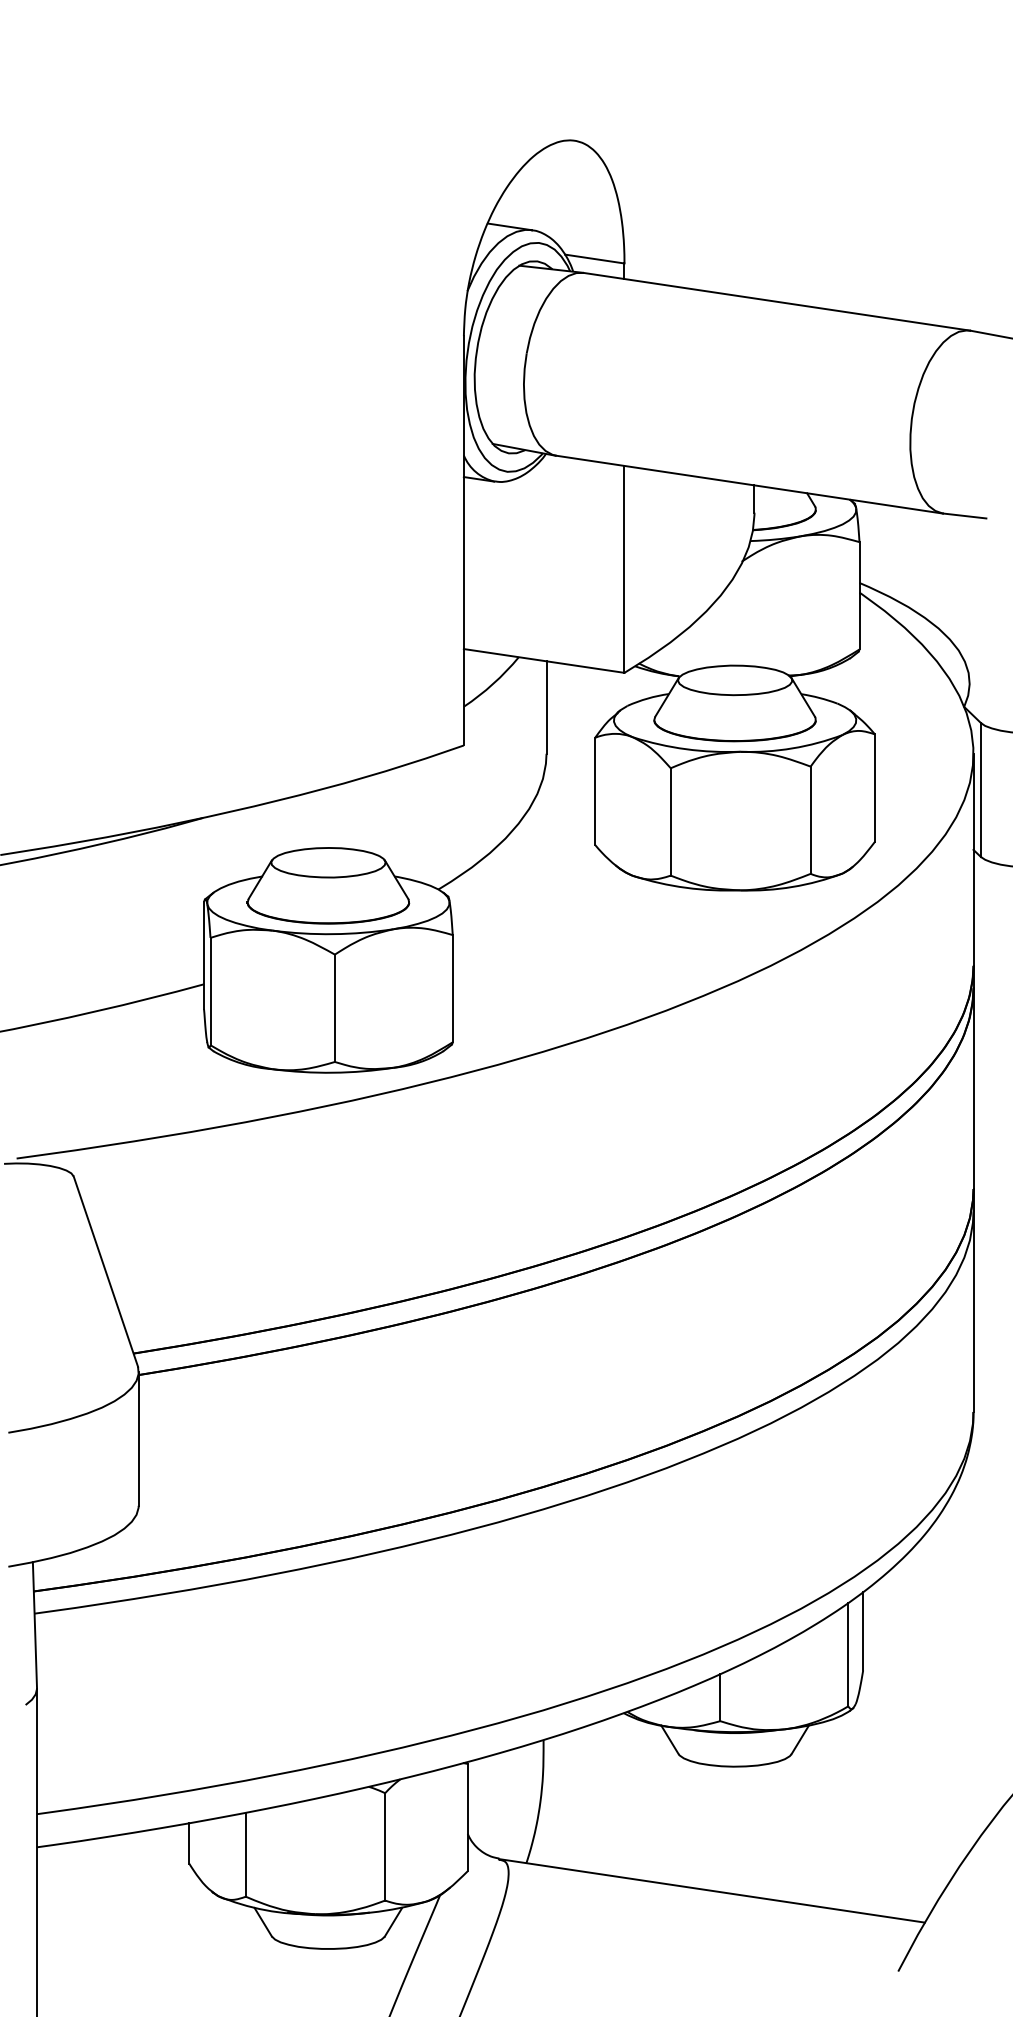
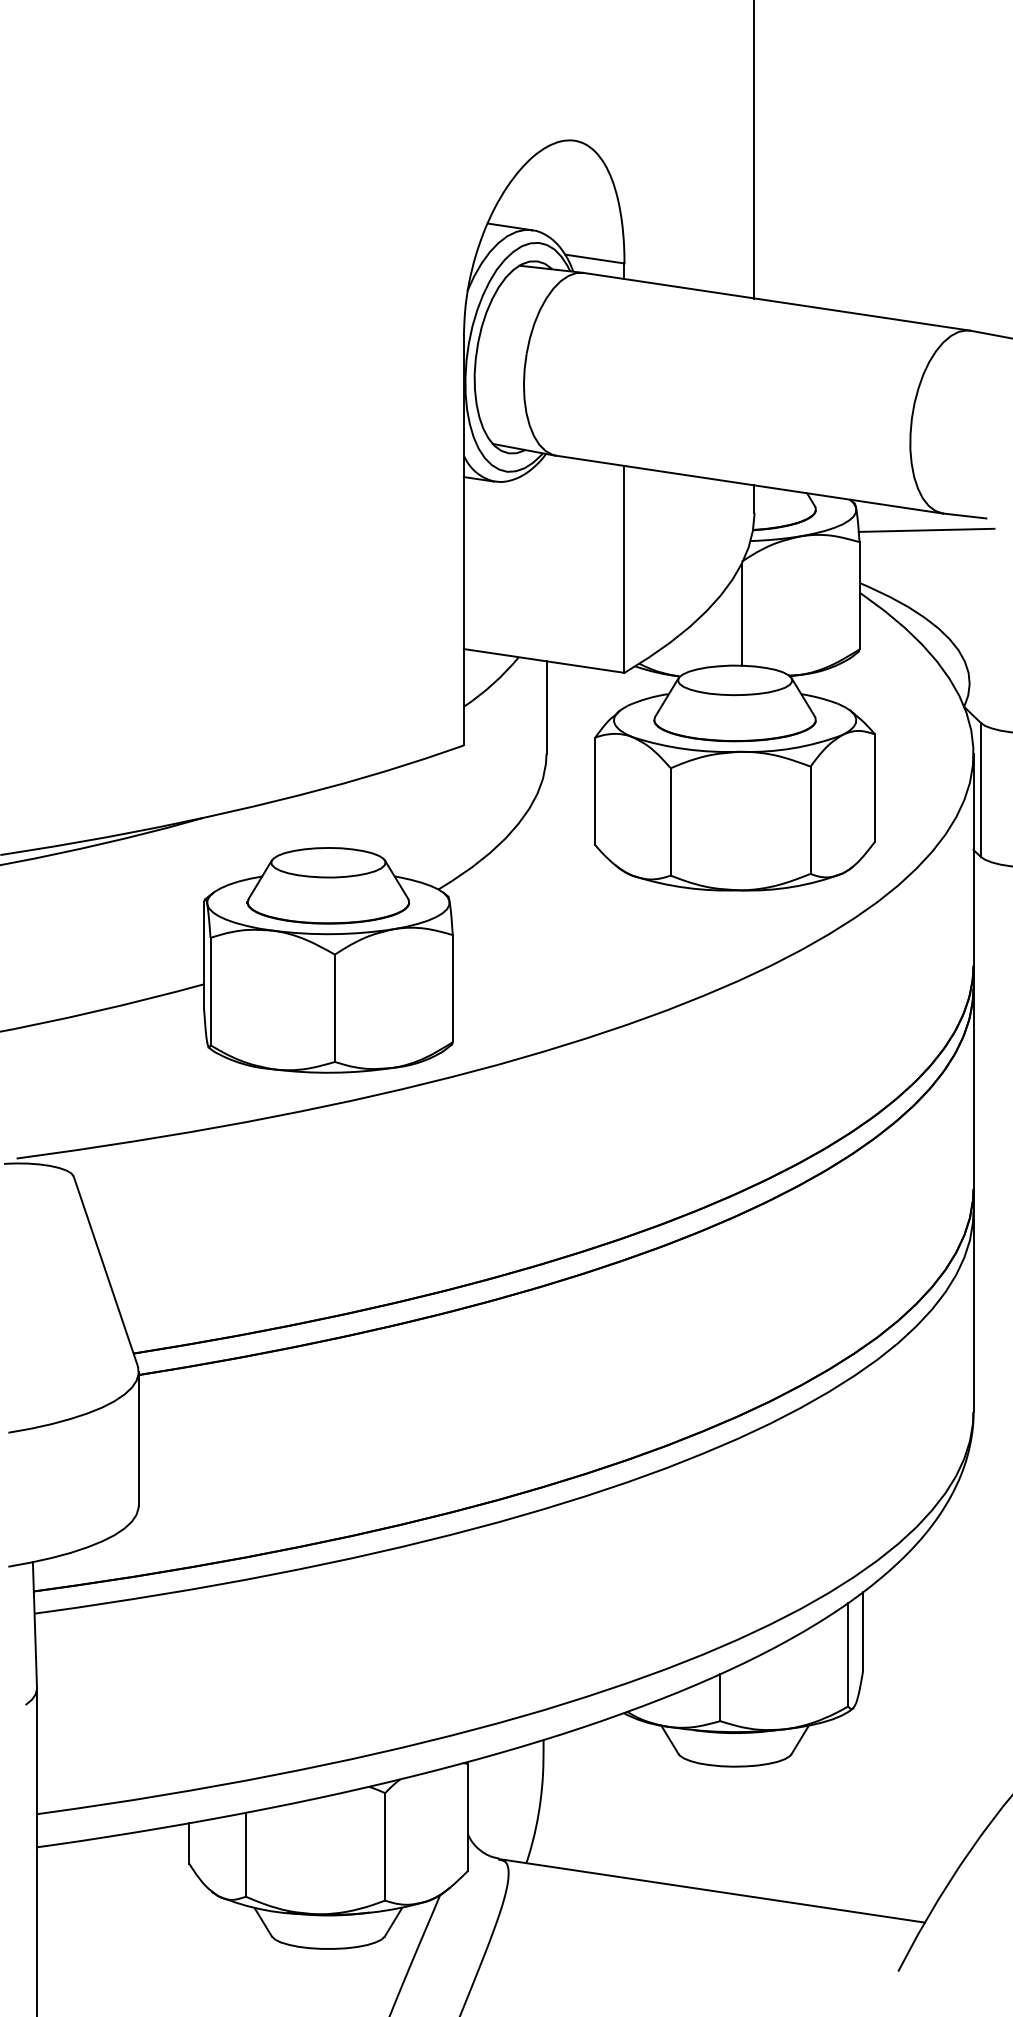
line: none -> present (754, 150)
line: none -> present (926, 529)
line: none -> present (741, 614)
